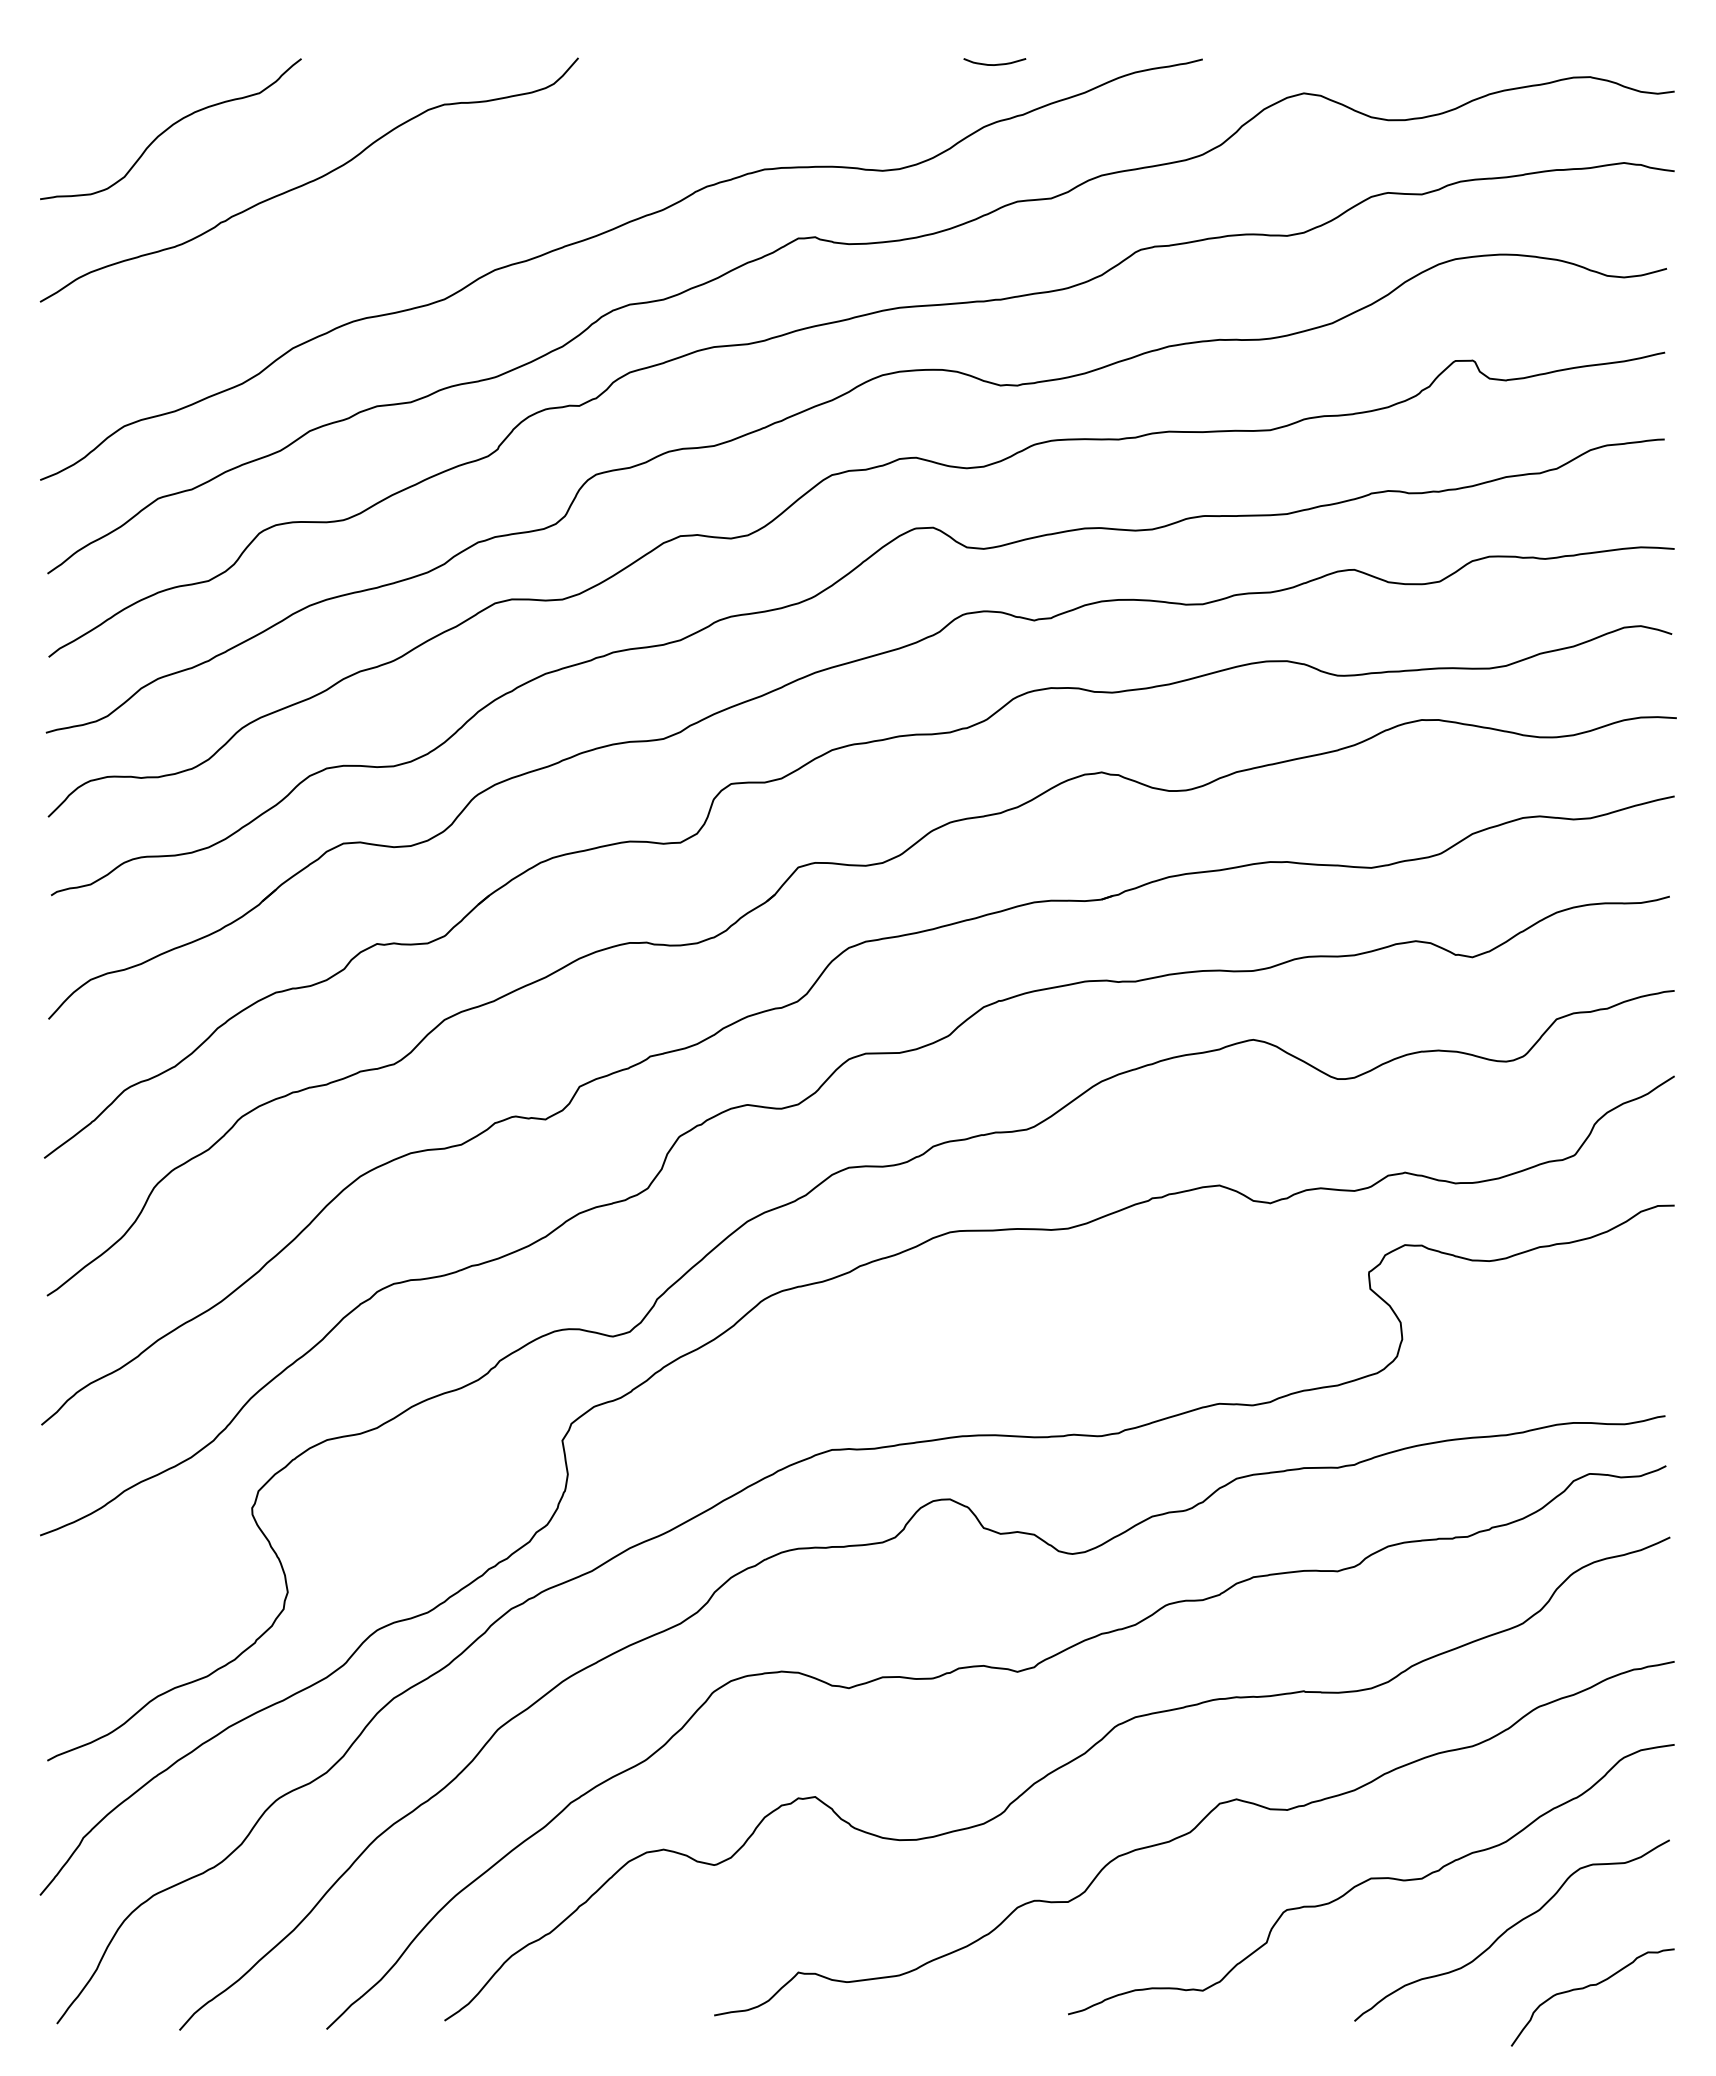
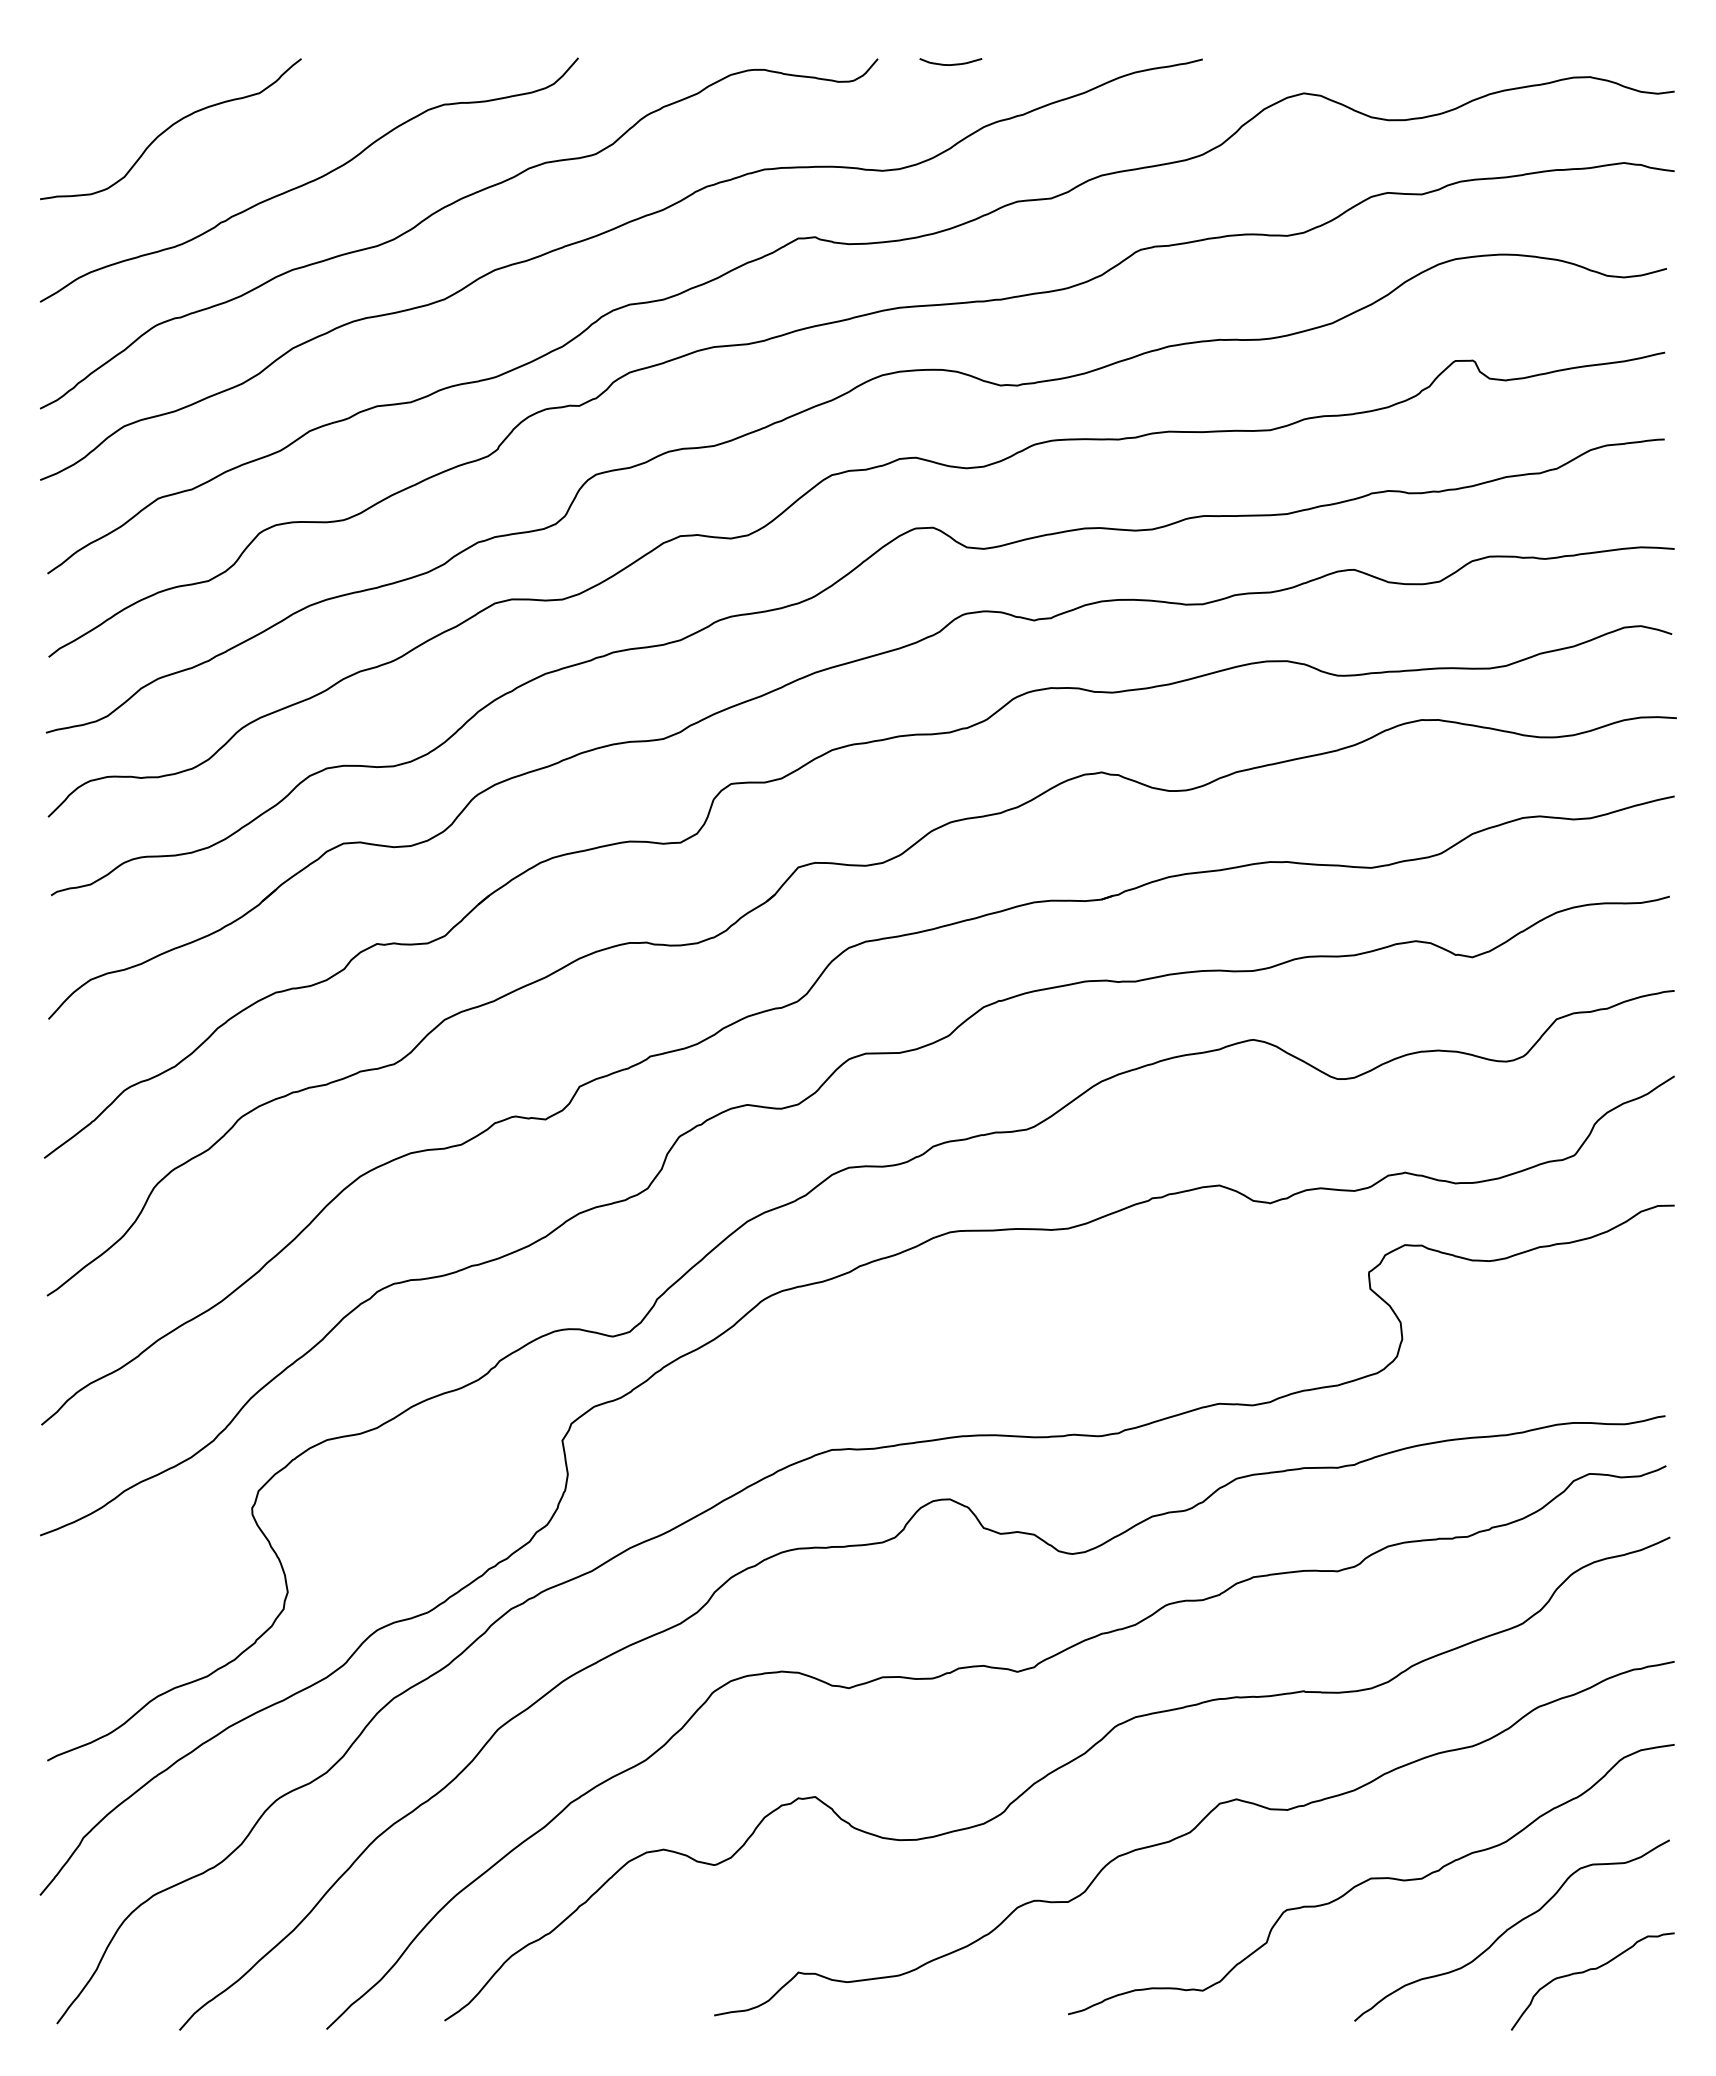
curve position: (994, 64) -> (950, 64) (950, 64)
curve: none -> present (446, 207)
curve position: (1591, 1986) -> (1591, 1970) (1591, 1970)
